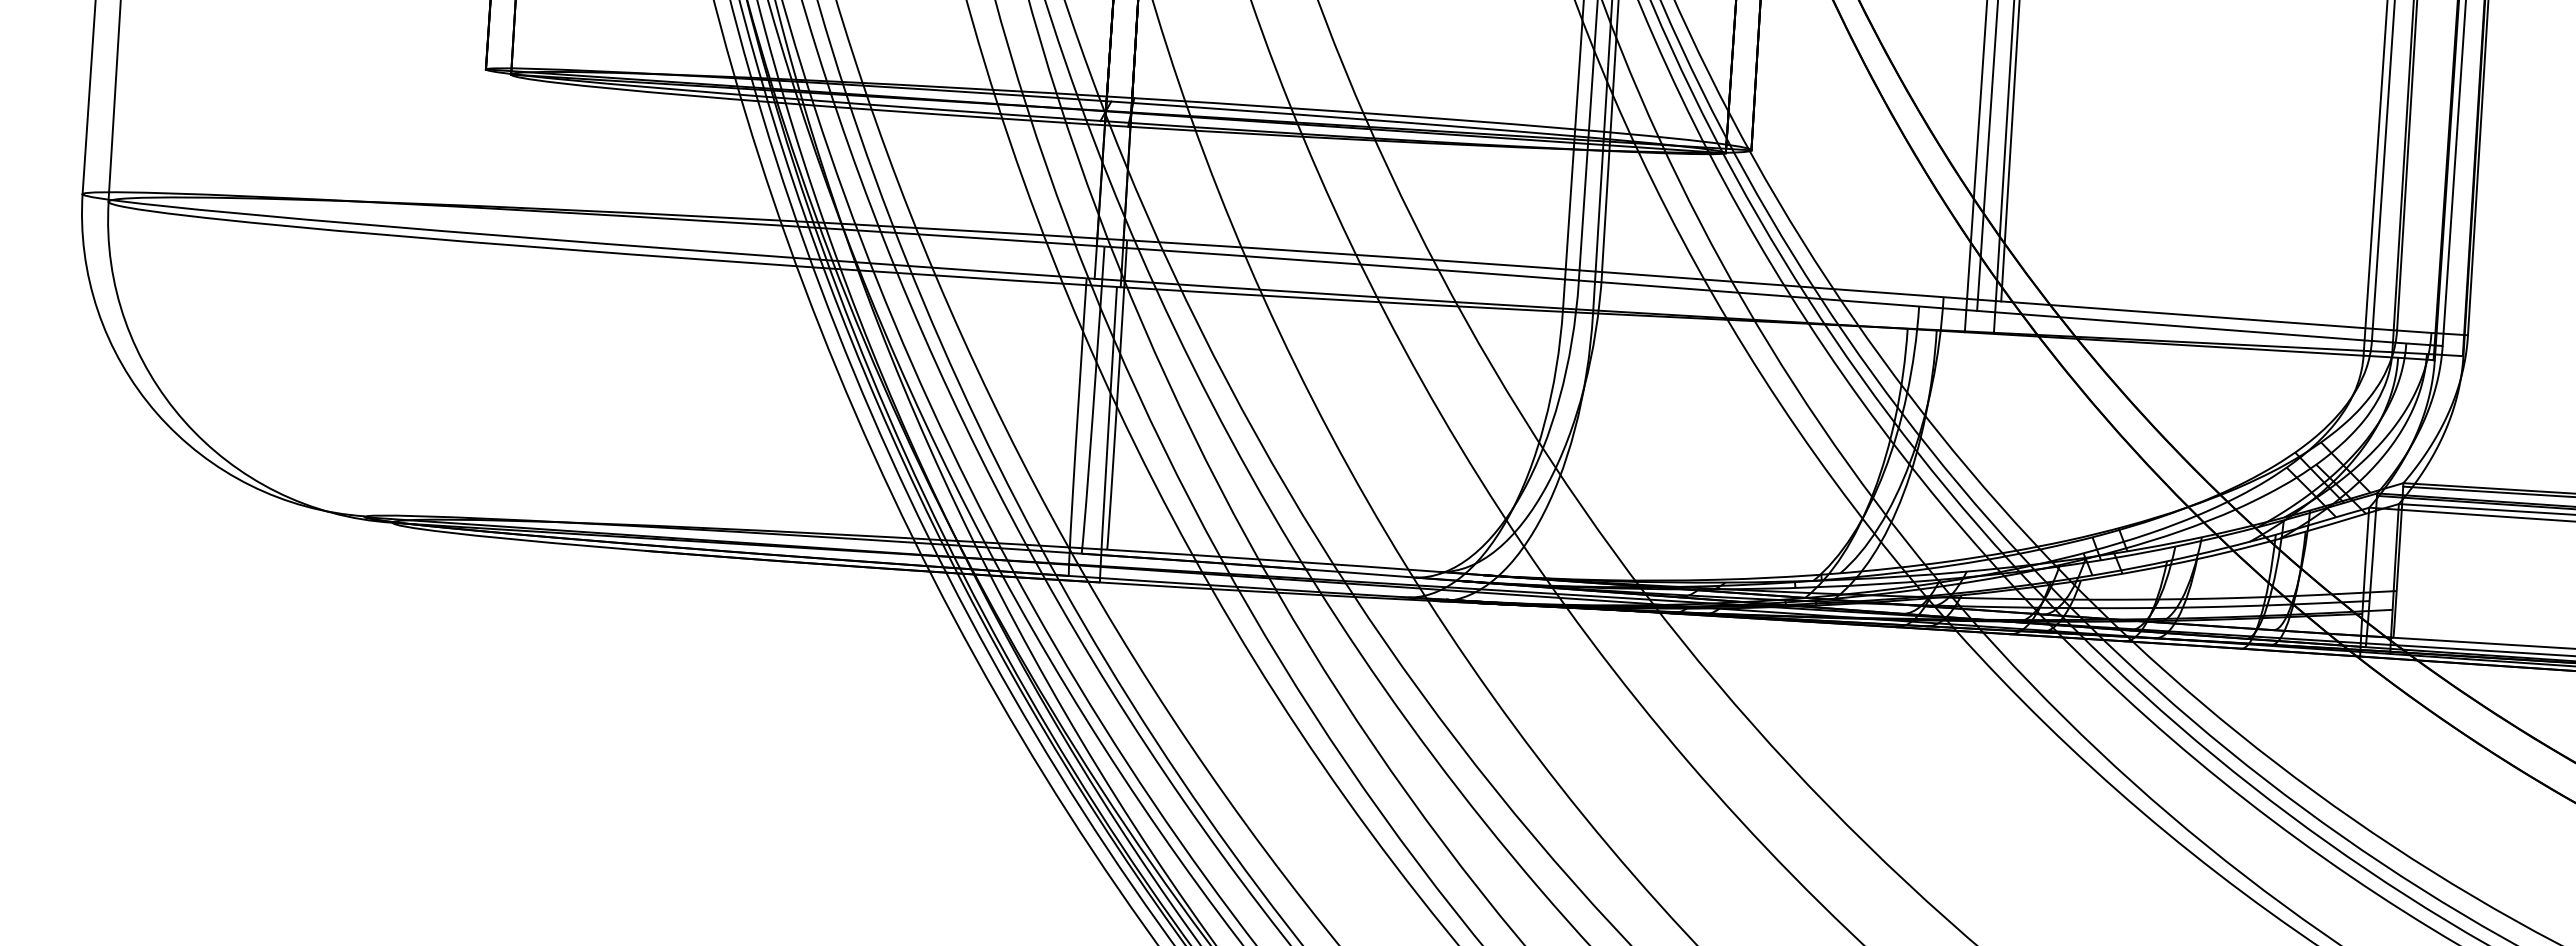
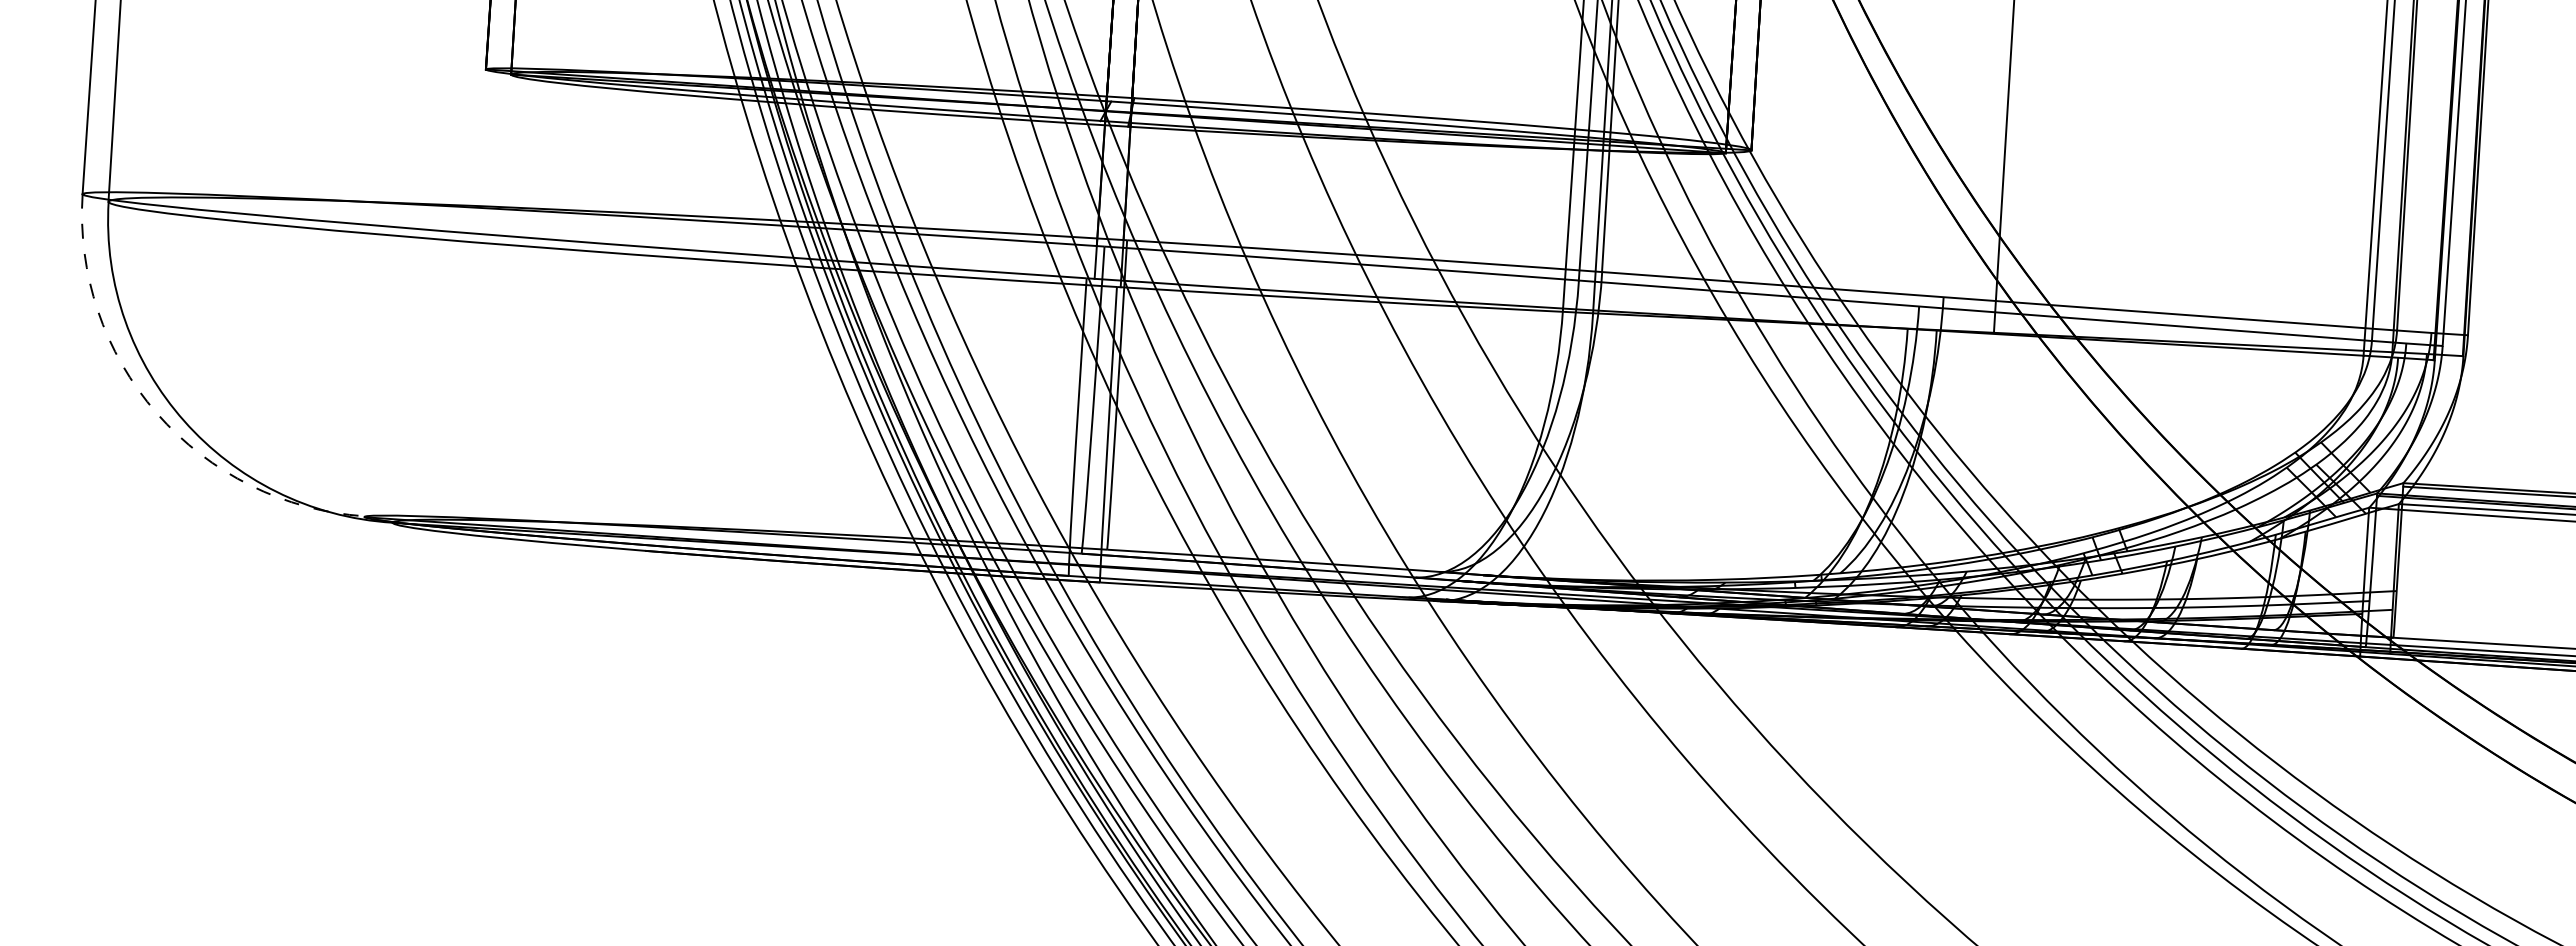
line: present -> none (2010, 151)
line: present -> none (1987, 156)
line: present -> none (1975, 167)
arc: solid -> dashed (156, 413)
